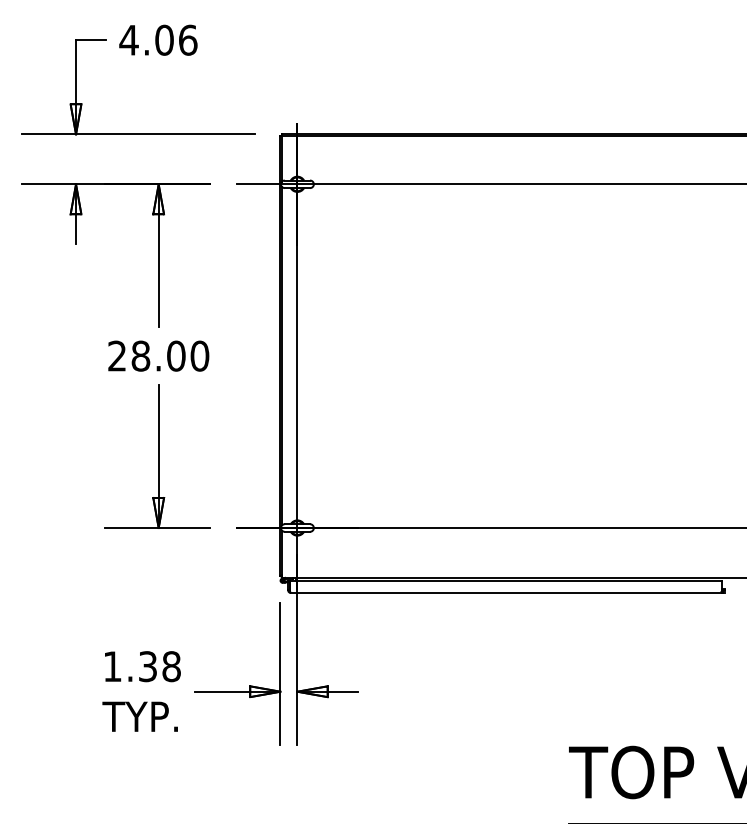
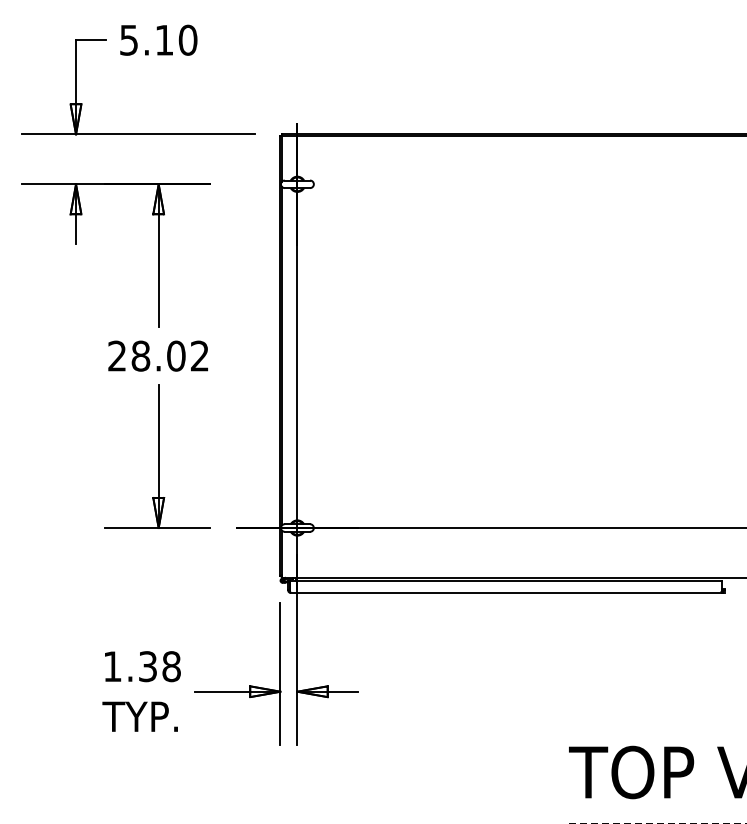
text: 4.06 -> 5.10 (158, 39)
line: present -> none (489, 184)
text: 28.00 -> 28.02 (199, 355)
line: solid -> dashed (657, 823)
